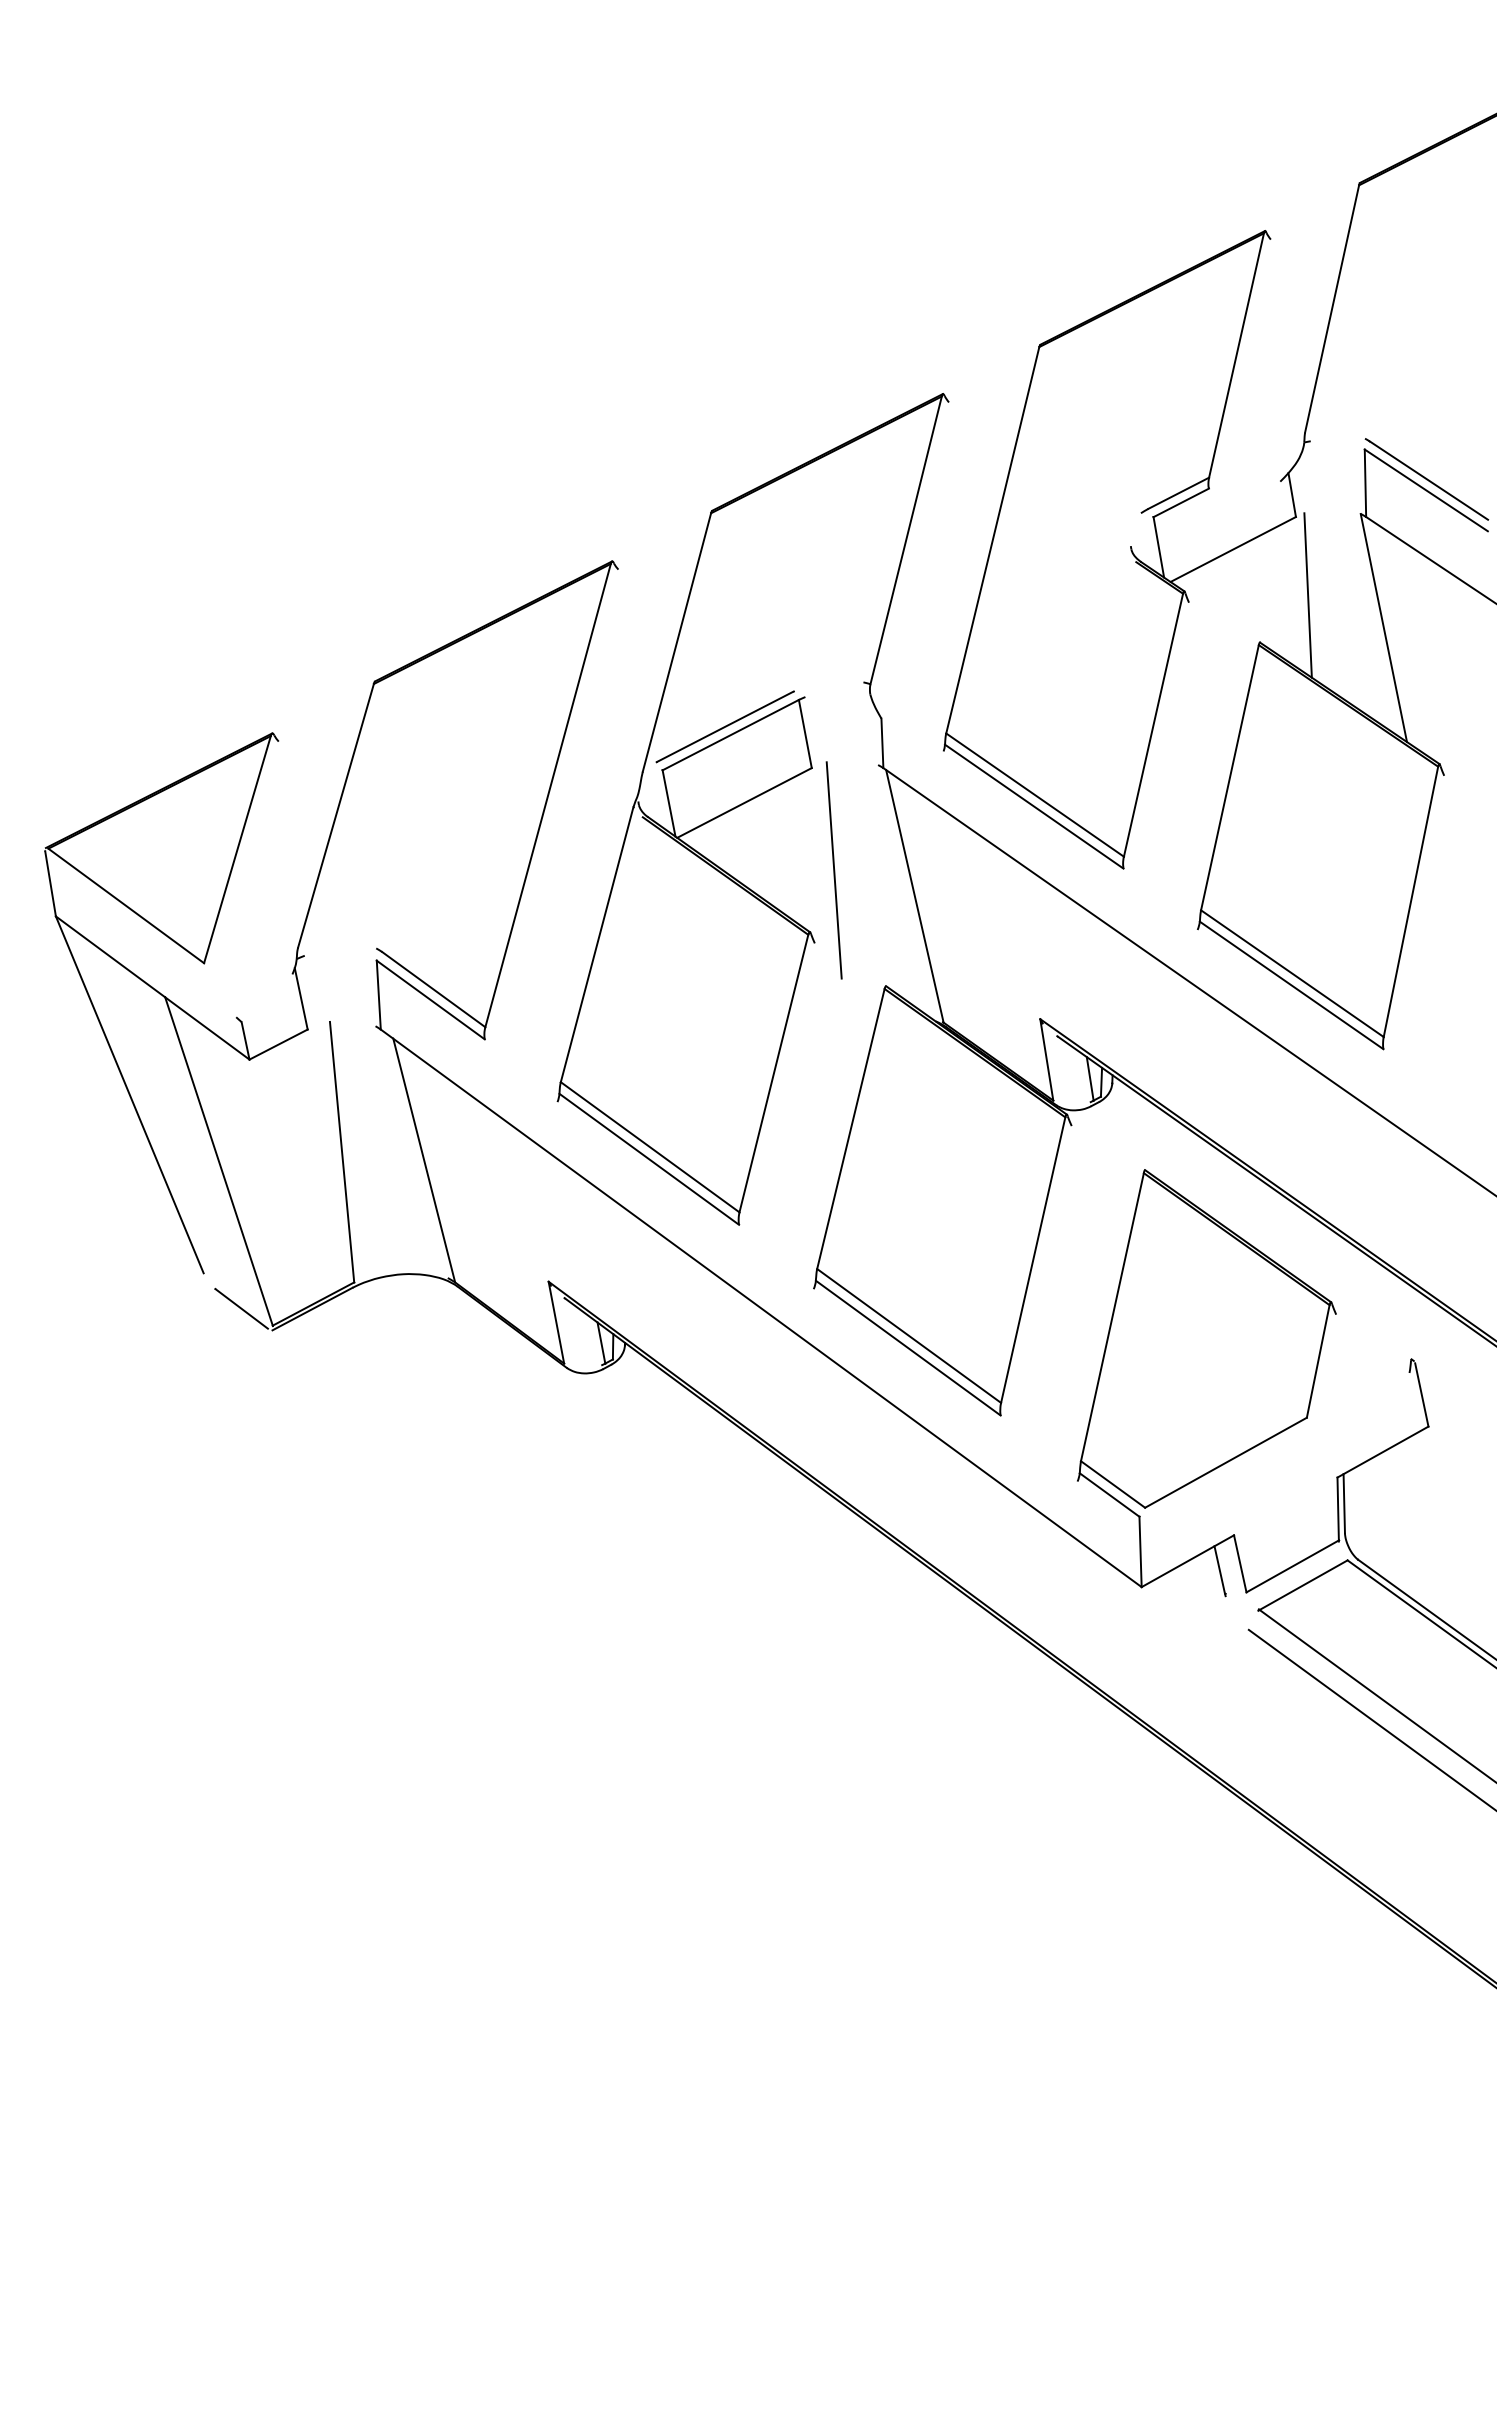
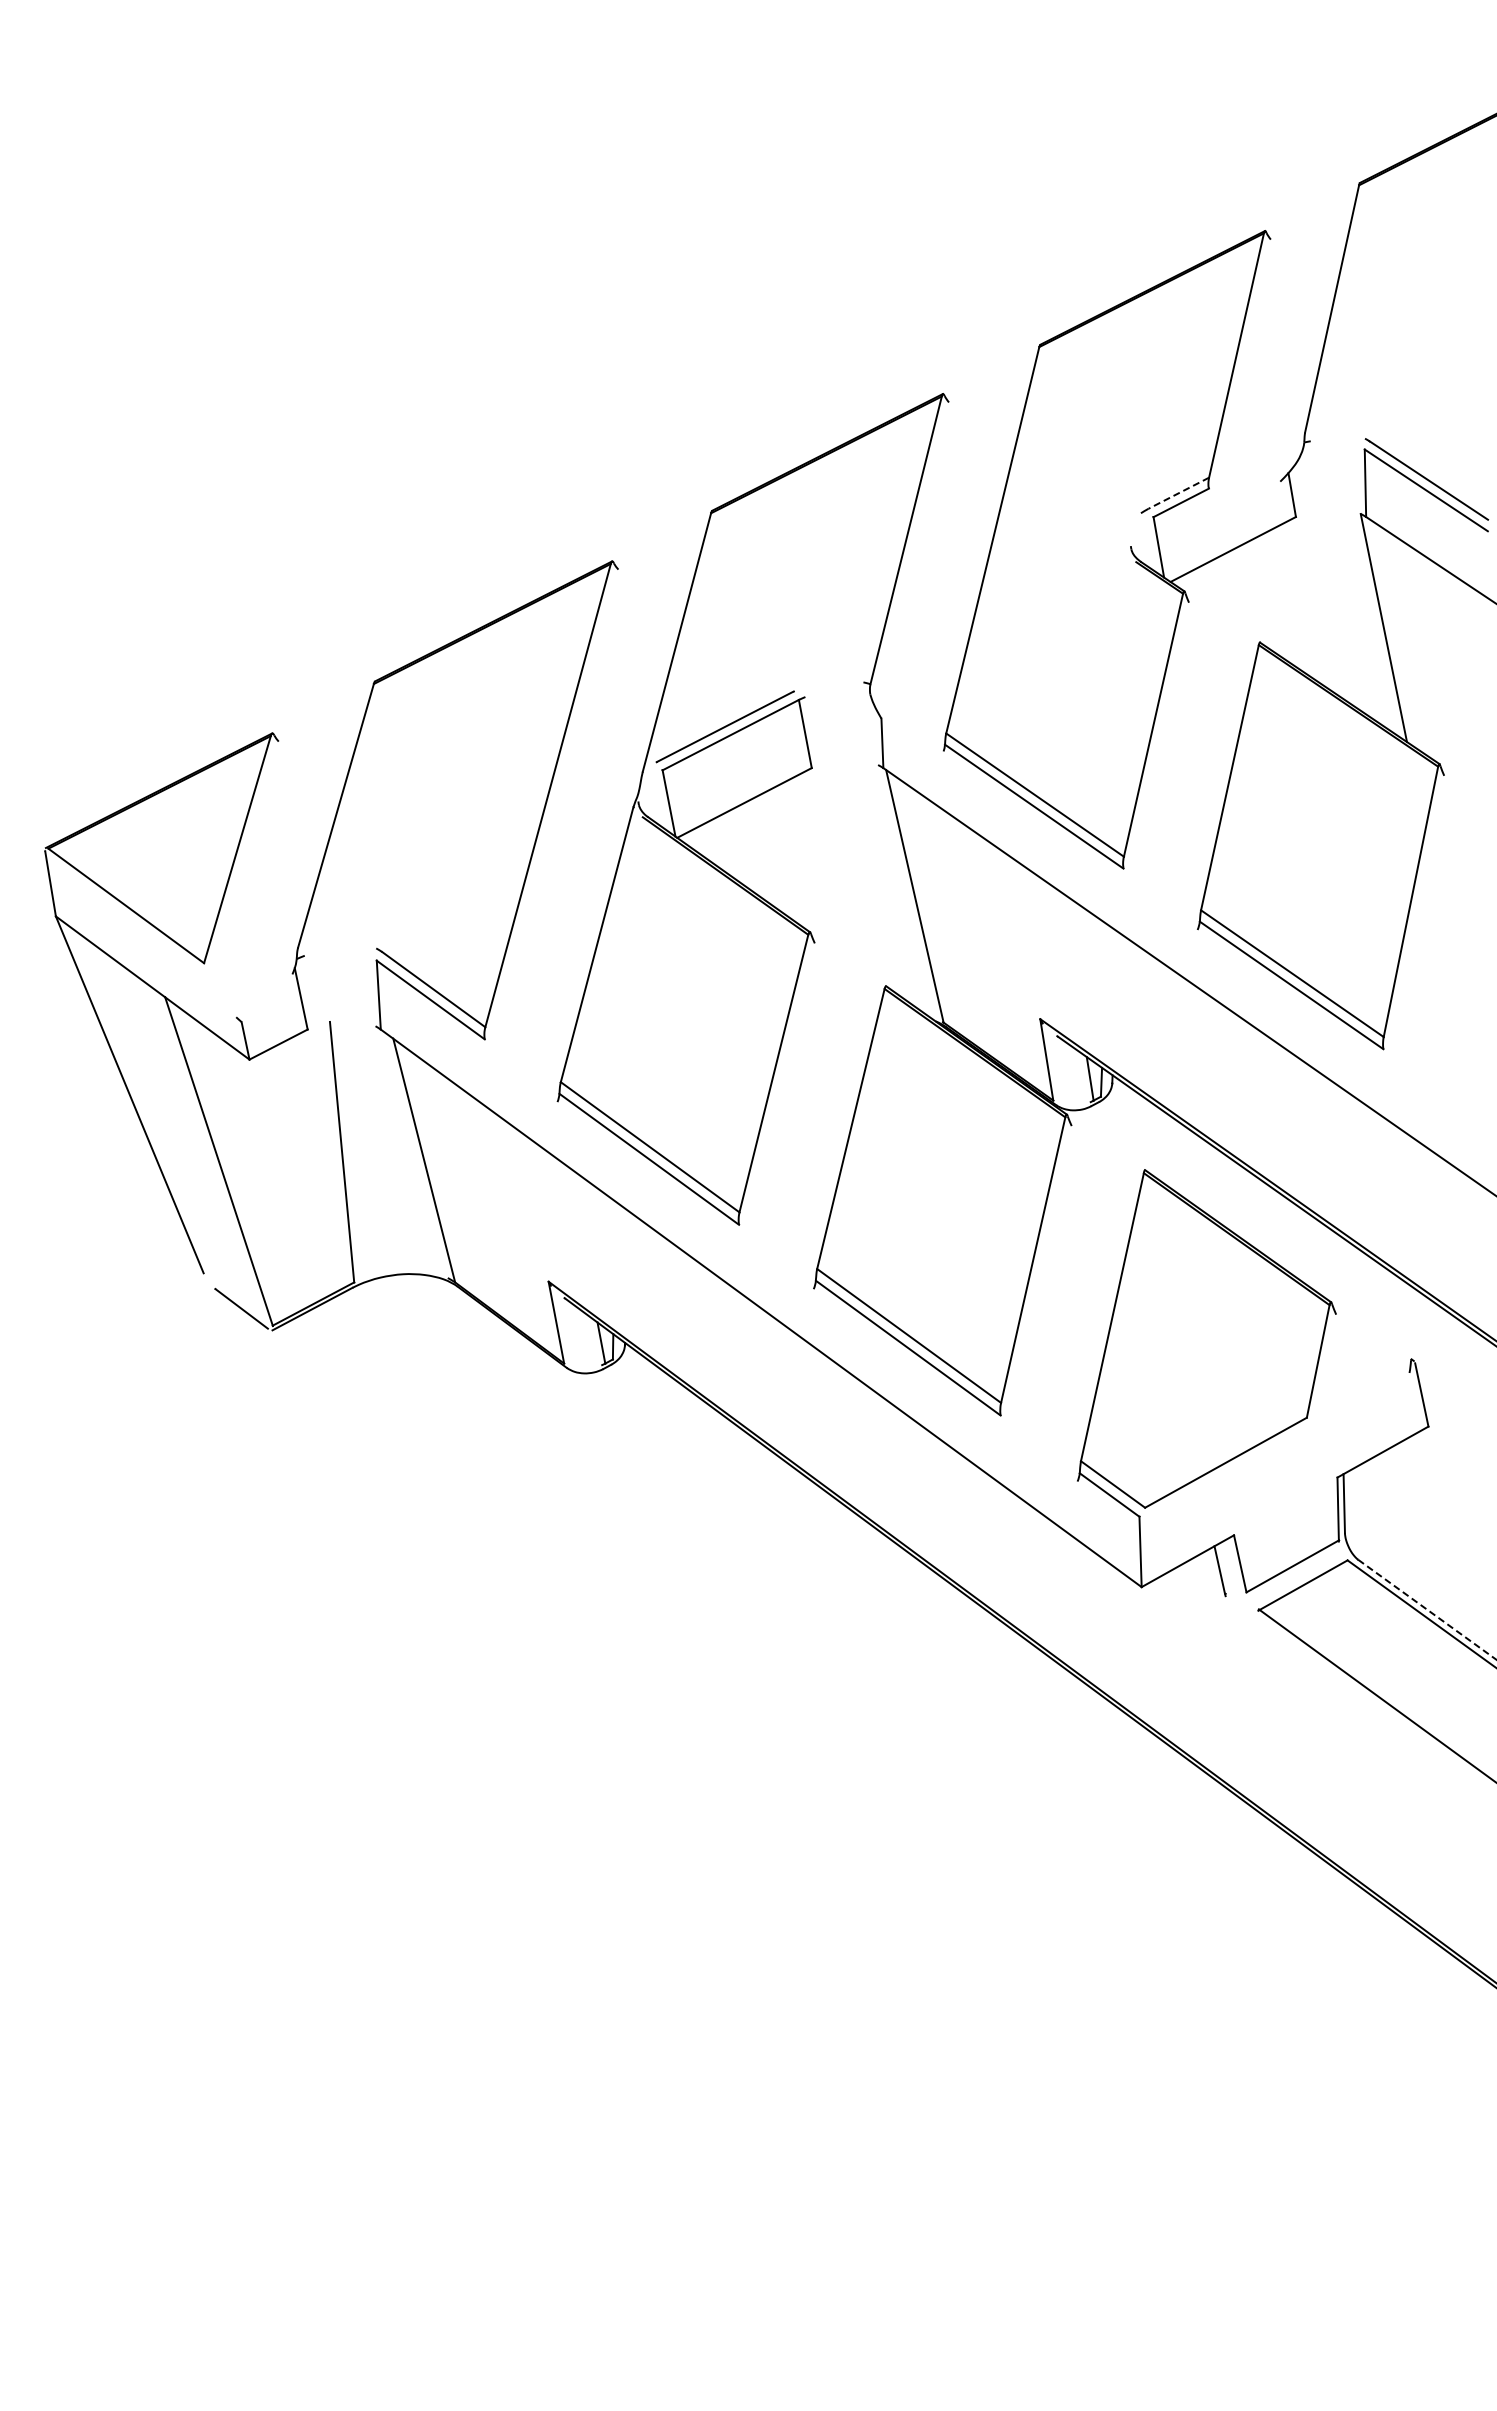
line: solid -> dashed (1178, 493)
line: present -> none (1307, 595)
line: present -> none (833, 870)
line: solid -> dashed (1427, 1610)
line: present -> none (1370, 1718)
